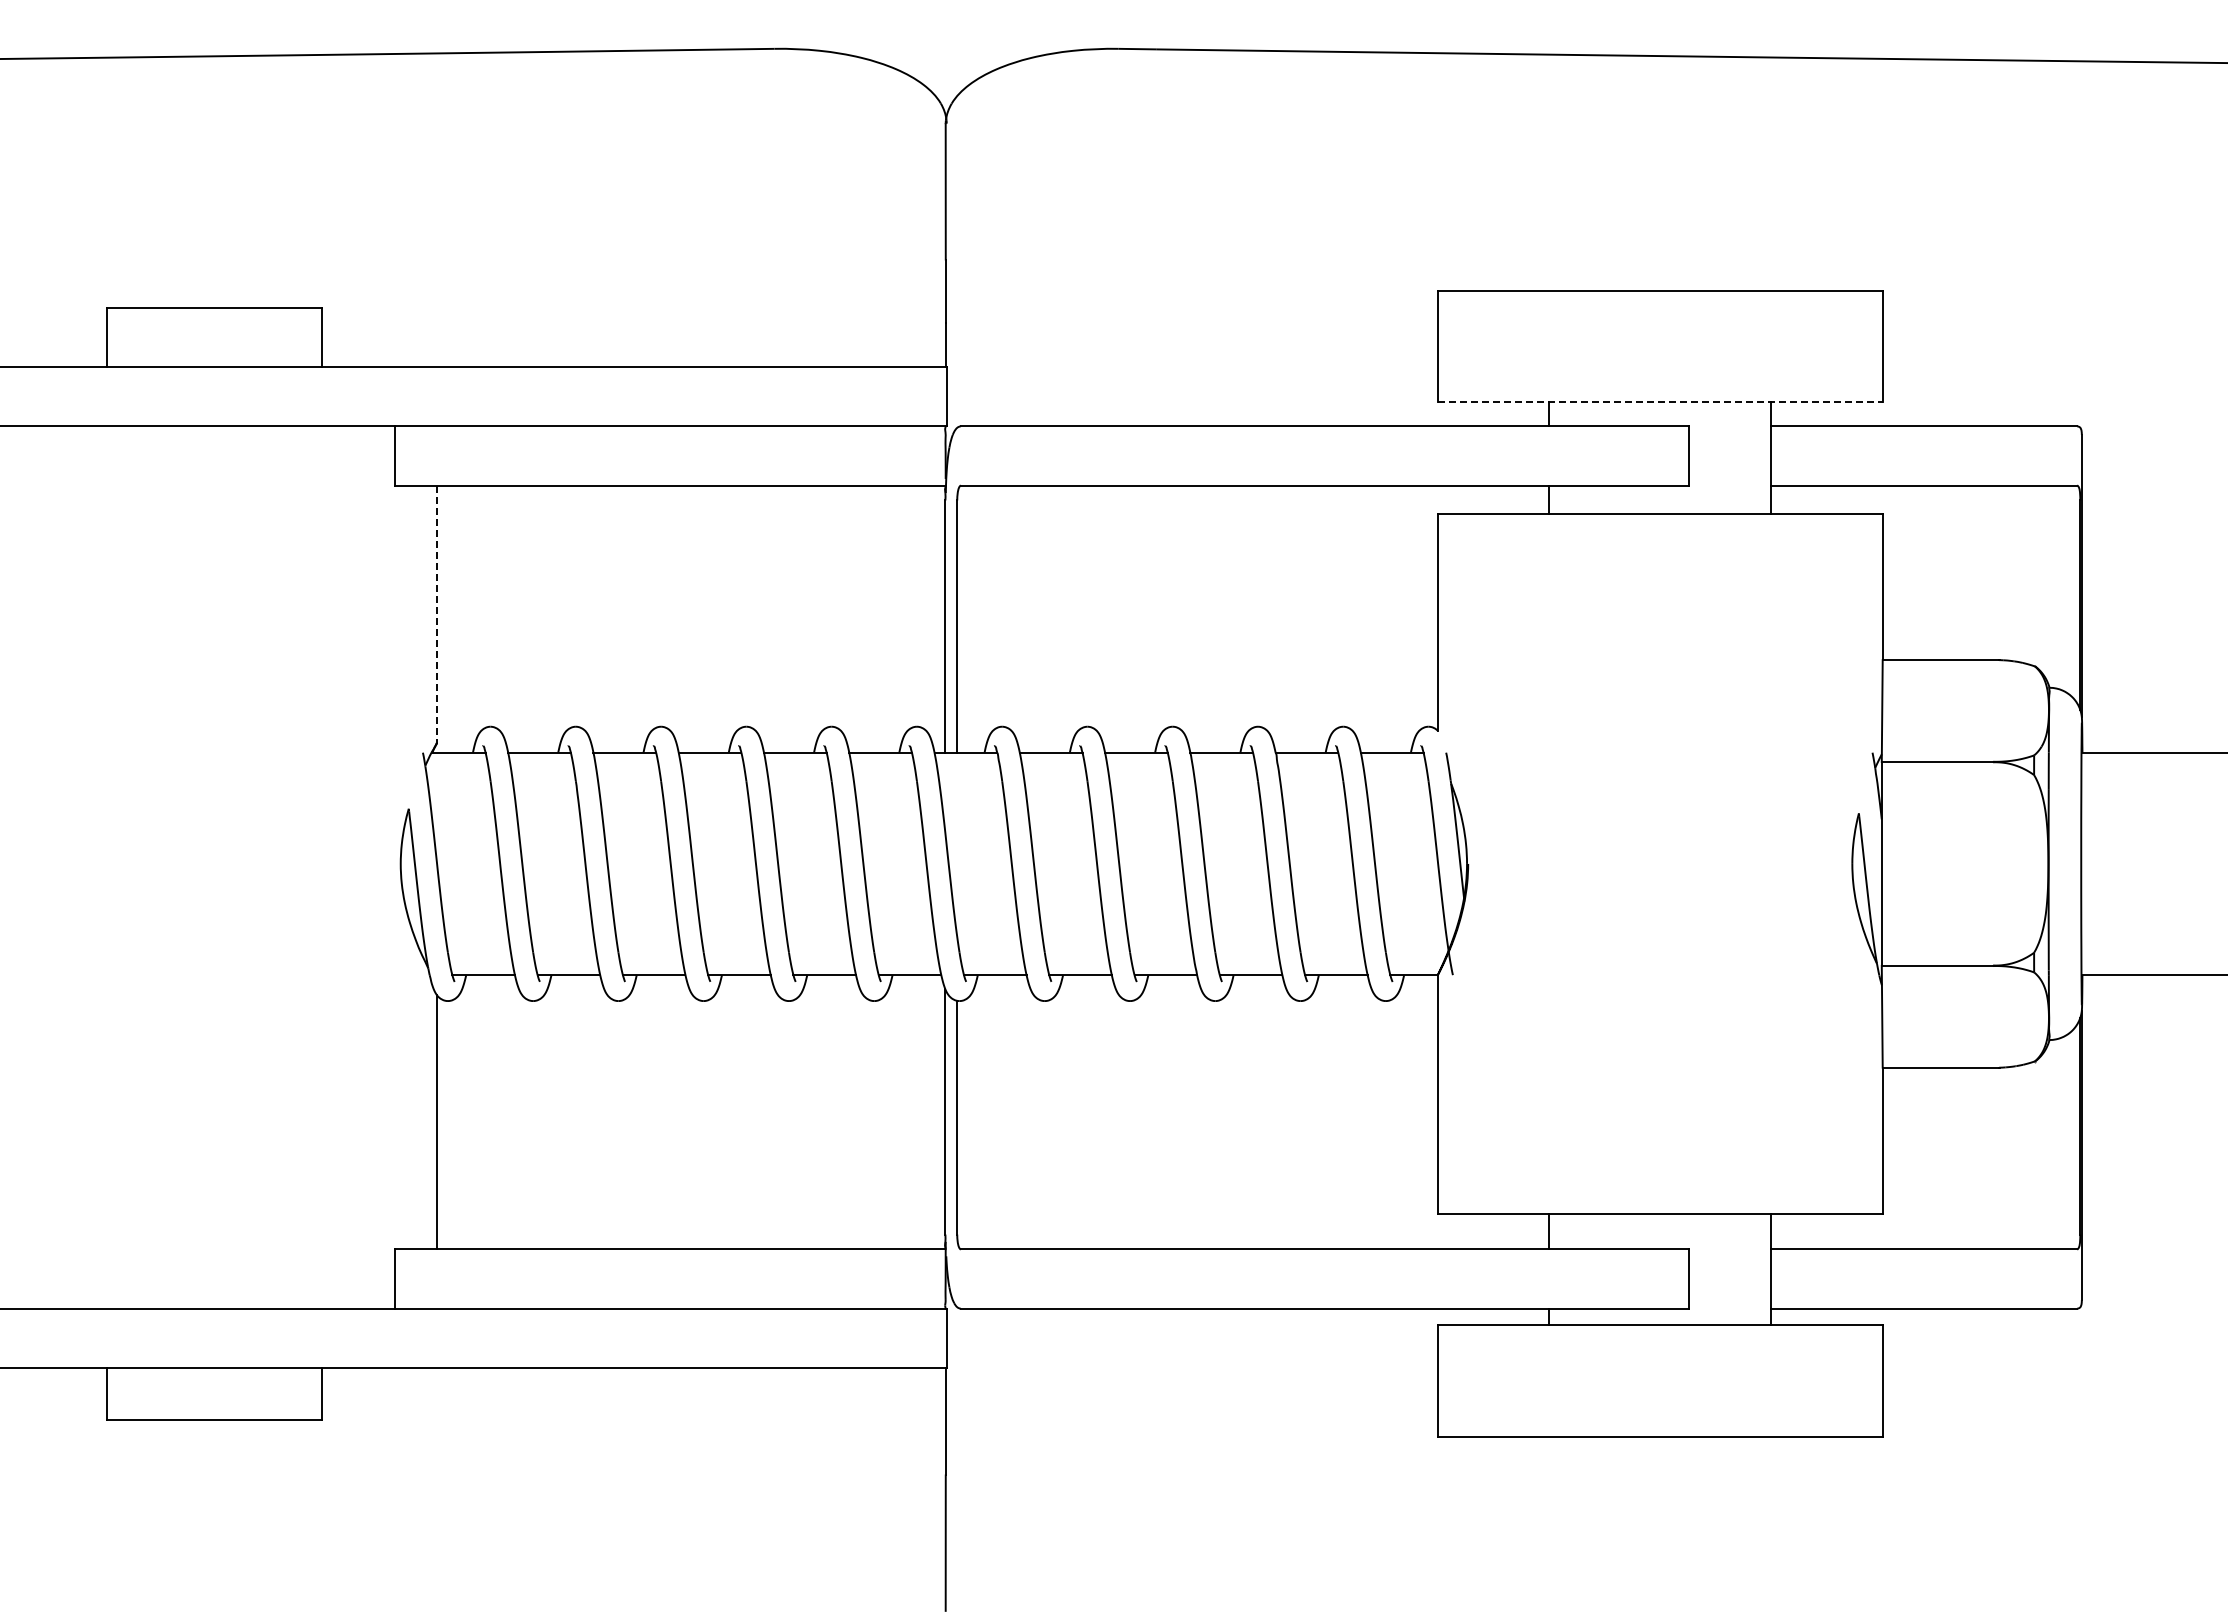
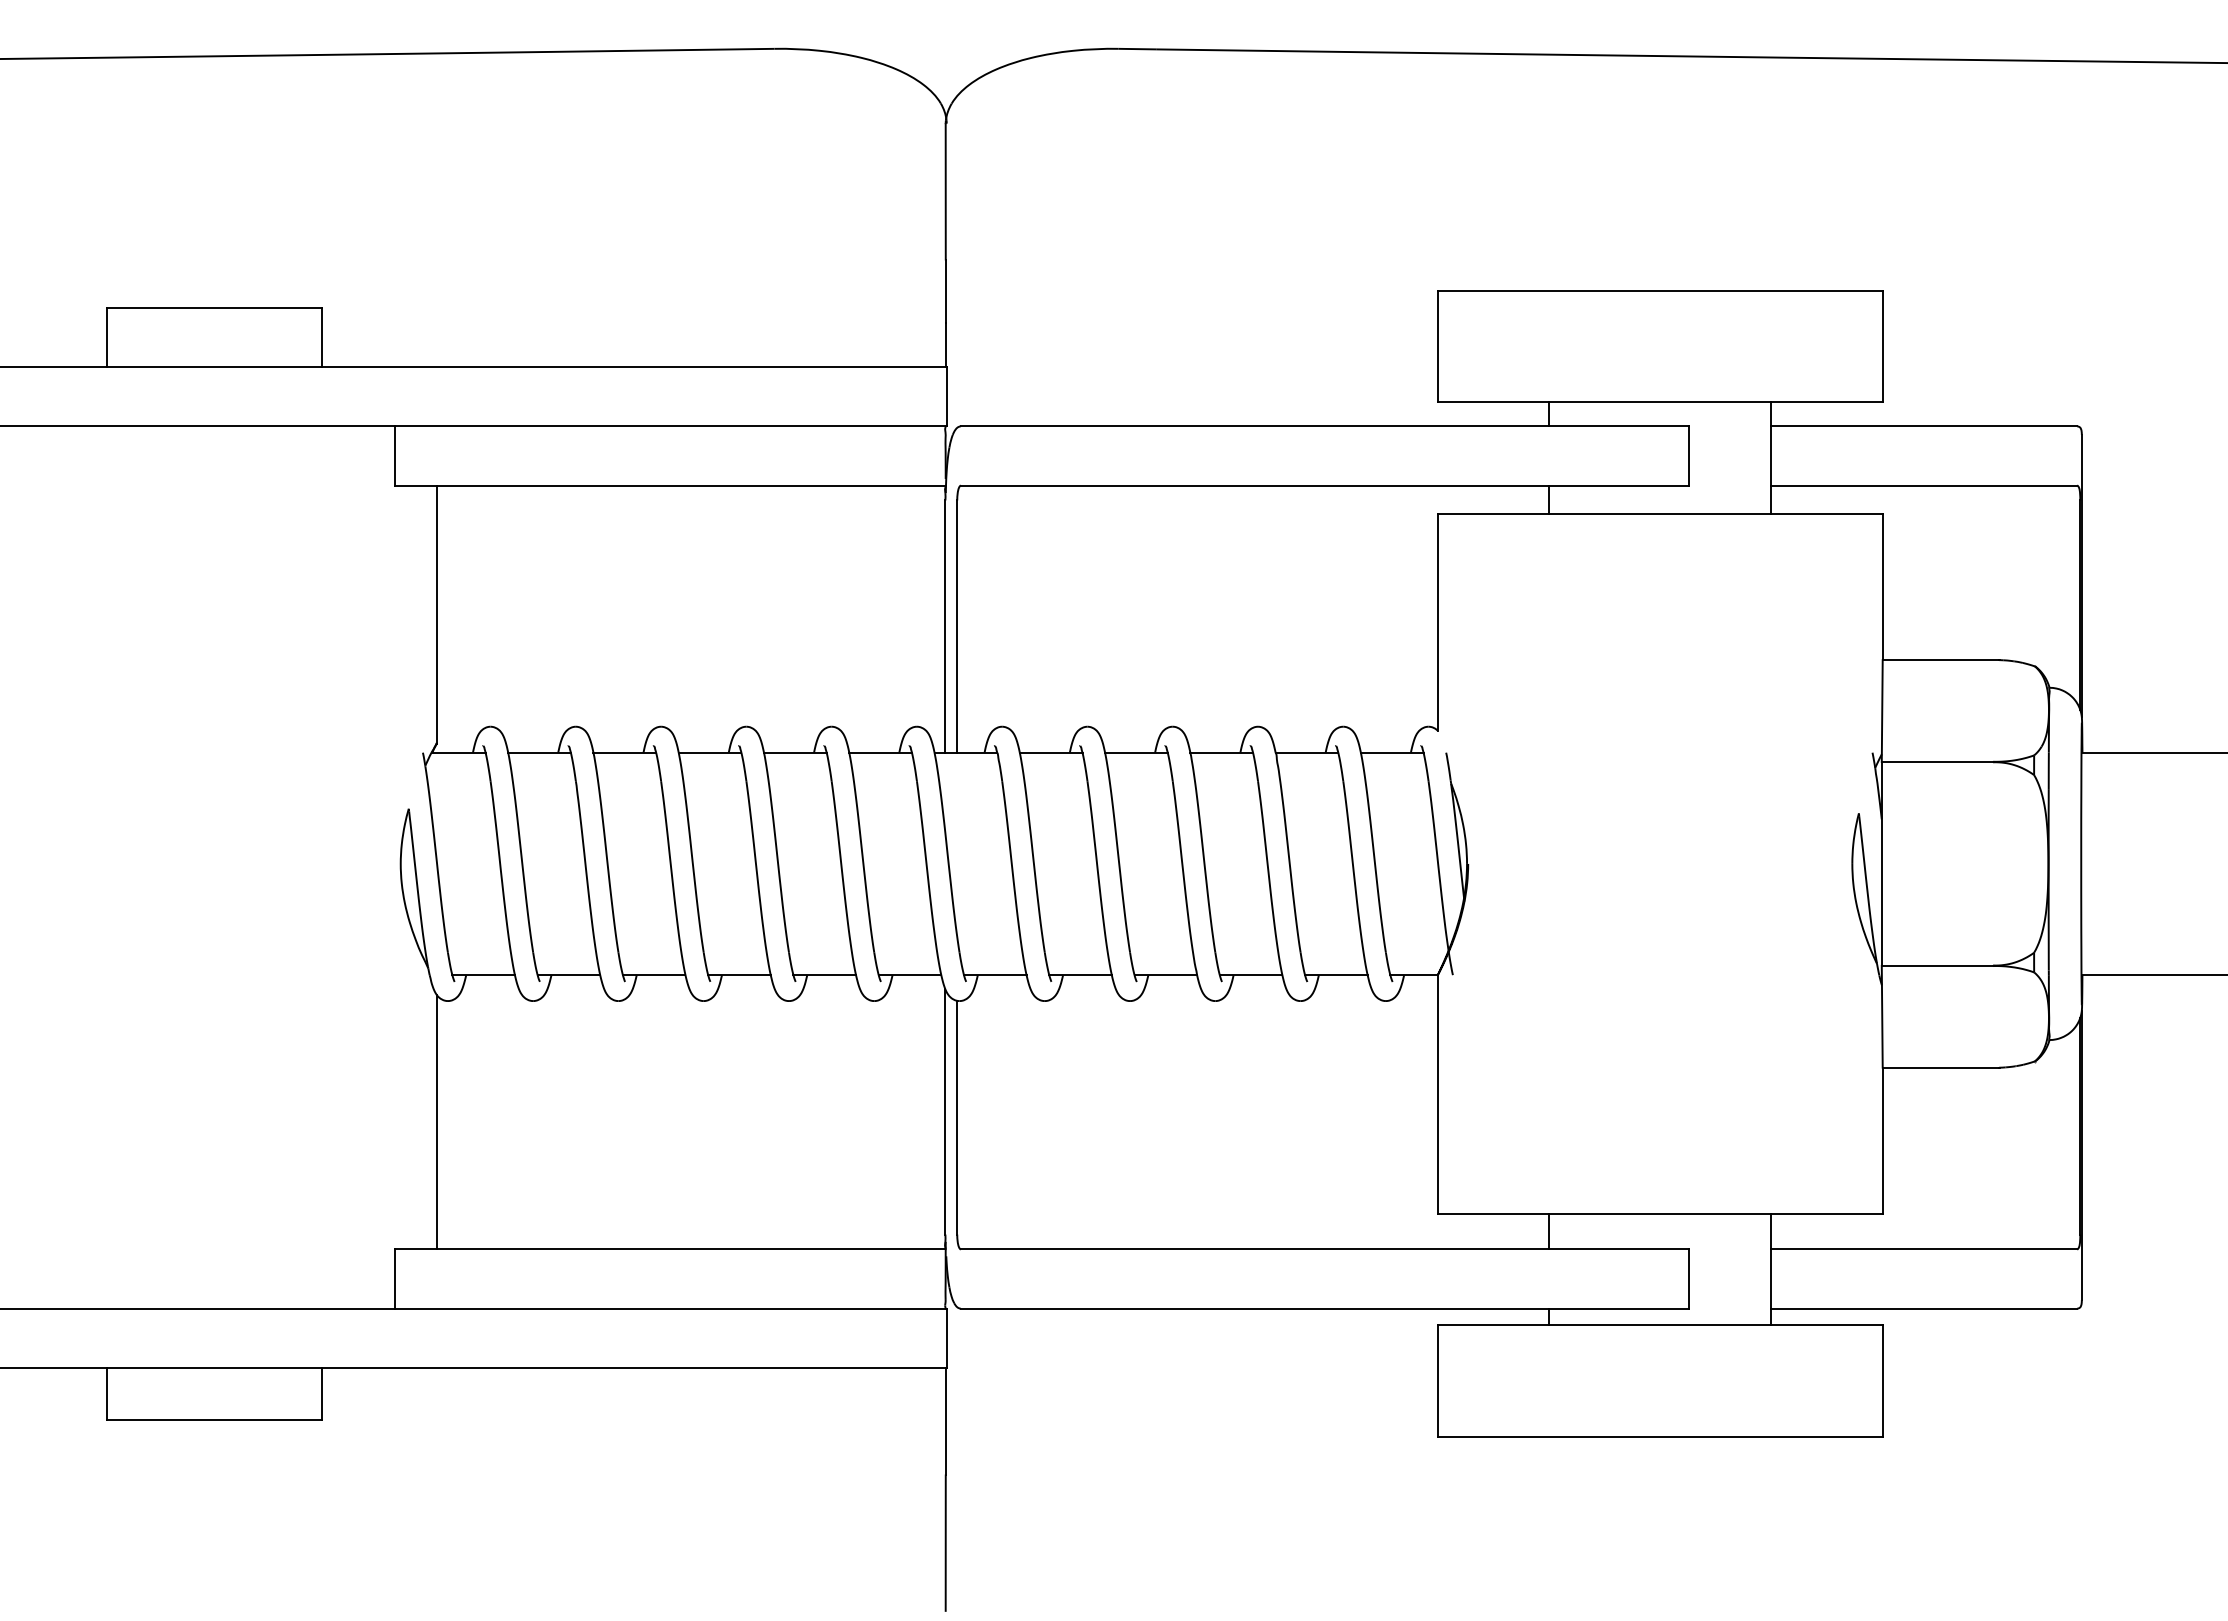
line: dashed -> solid (1660, 402)
line: dashed -> solid (436, 614)
